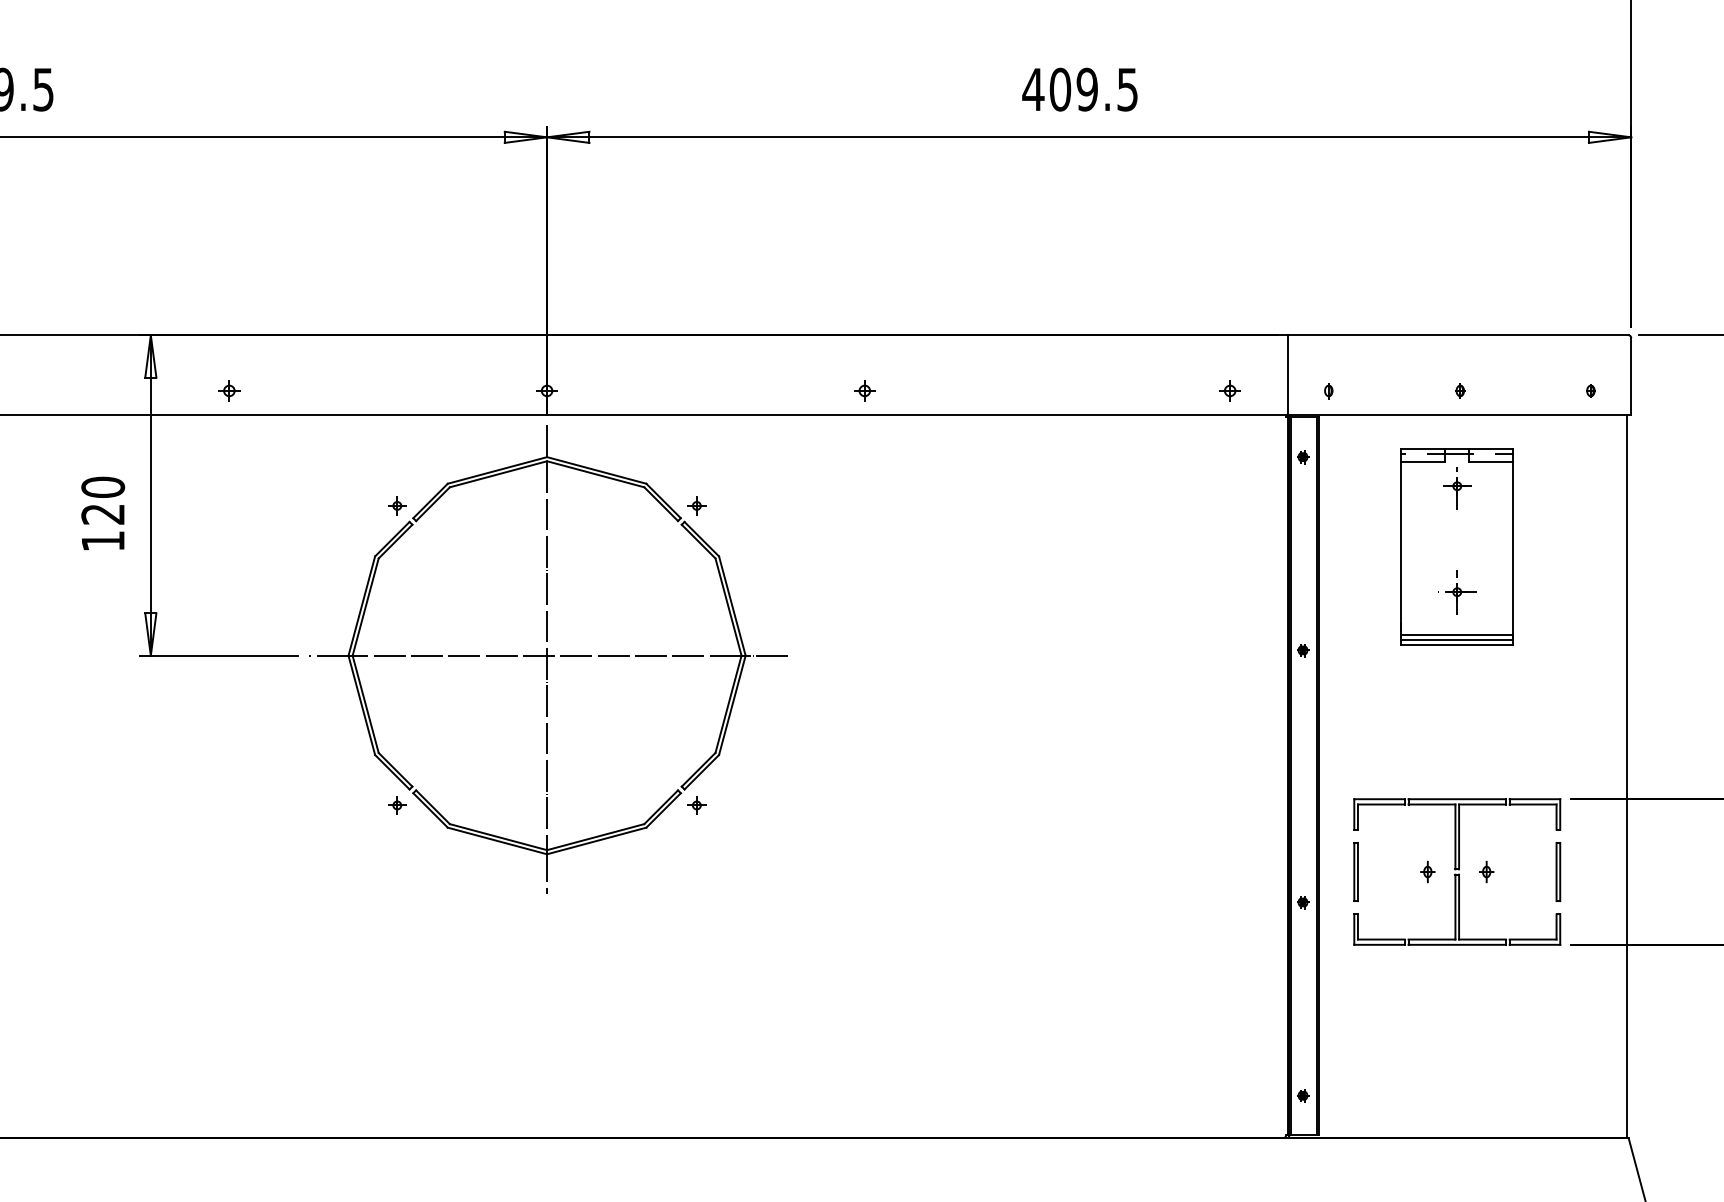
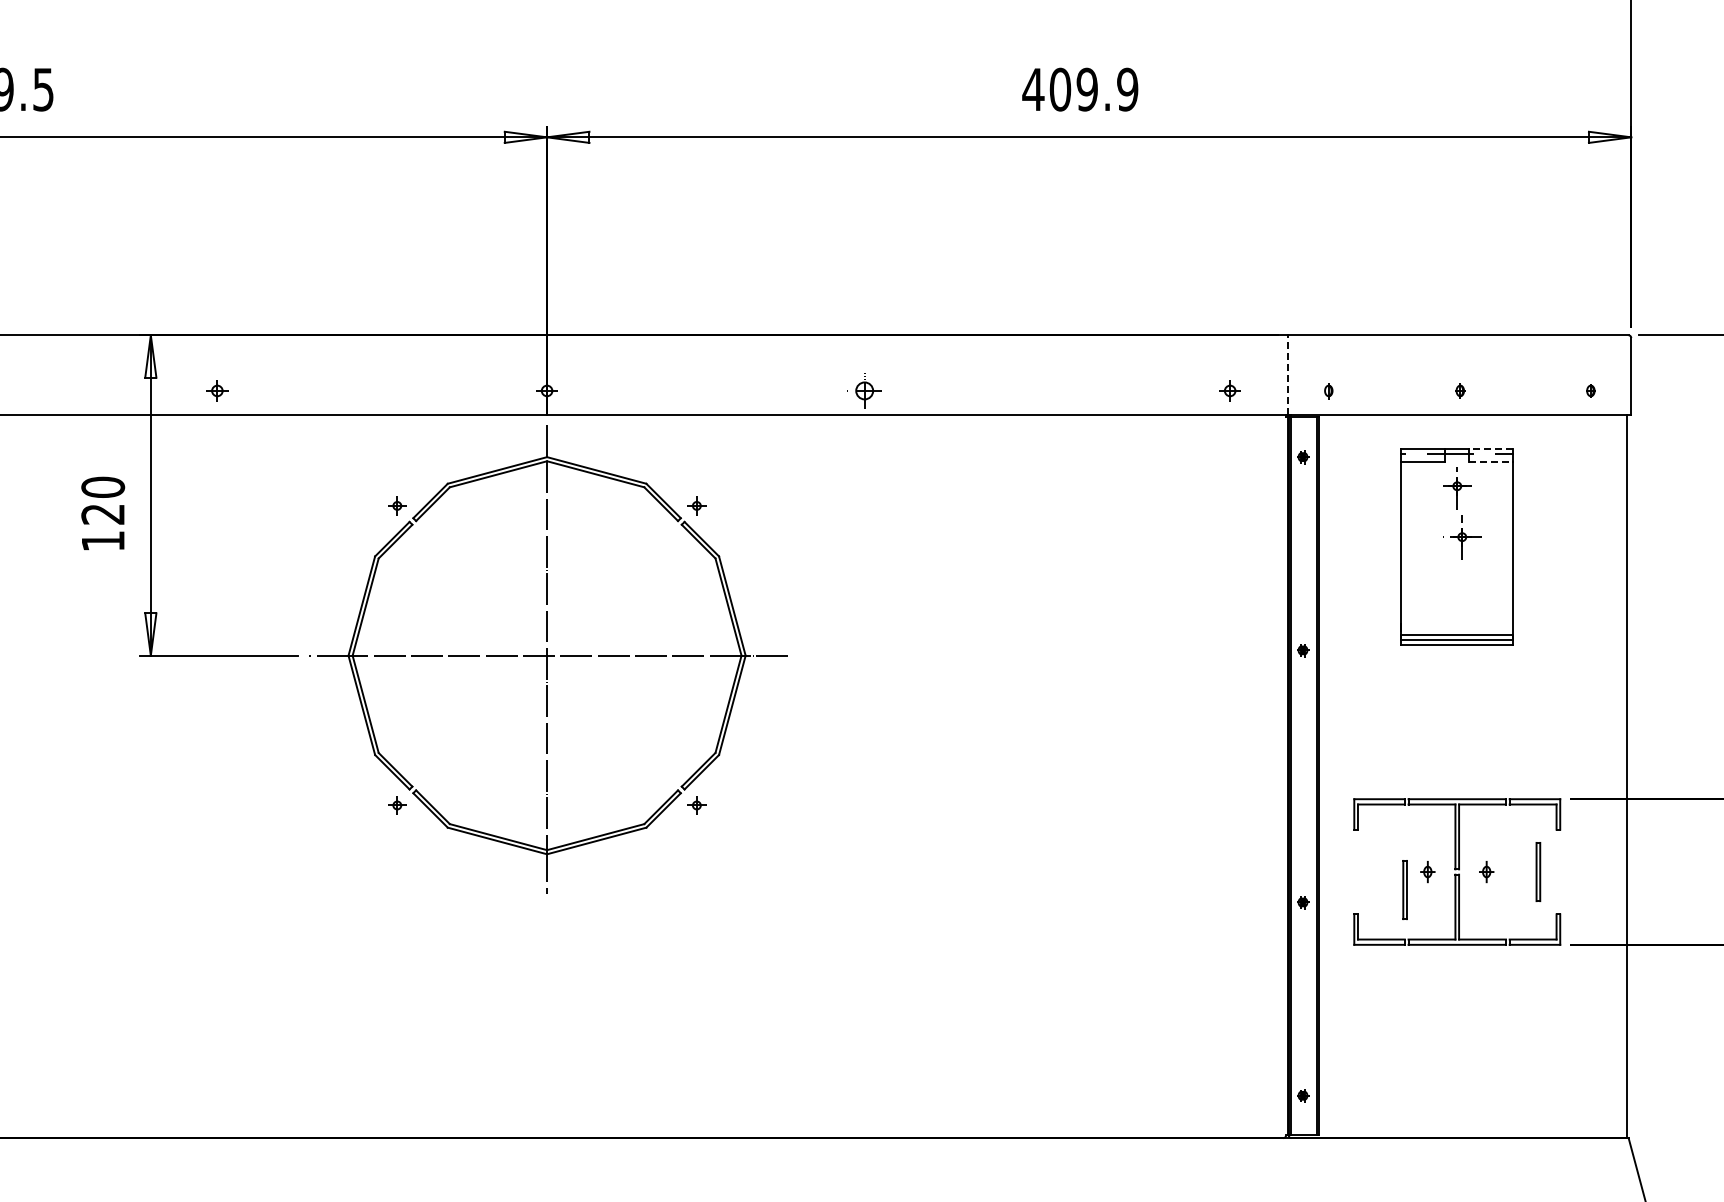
text: 409.5 -> 409.9 (1127, 89)
line: solid -> dashed (1288, 375)
part position: (229, 390) -> (217, 390) (217, 390)
part size: 22x22 px -> 35x36 px (864, 390)
line: solid -> dashed (1490, 449)
line: solid -> dashed (1491, 462)
part position: (1457, 592) -> (1462, 537) (1462, 537)
part position: (1355, 871) -> (1404, 889) (1404, 889)
part position: (1558, 871) -> (1538, 871) (1538, 871)
